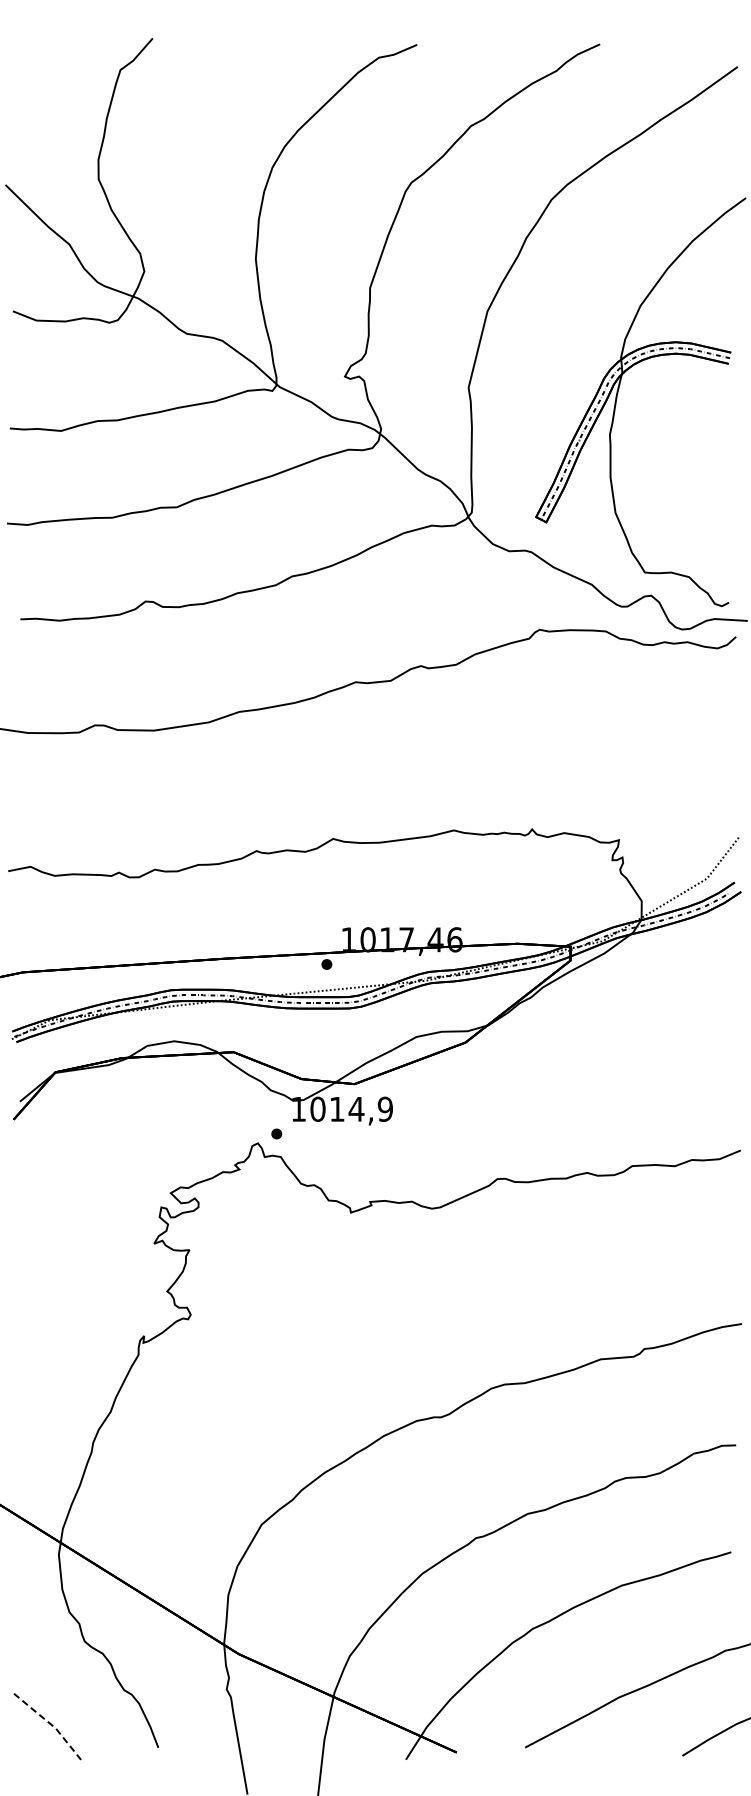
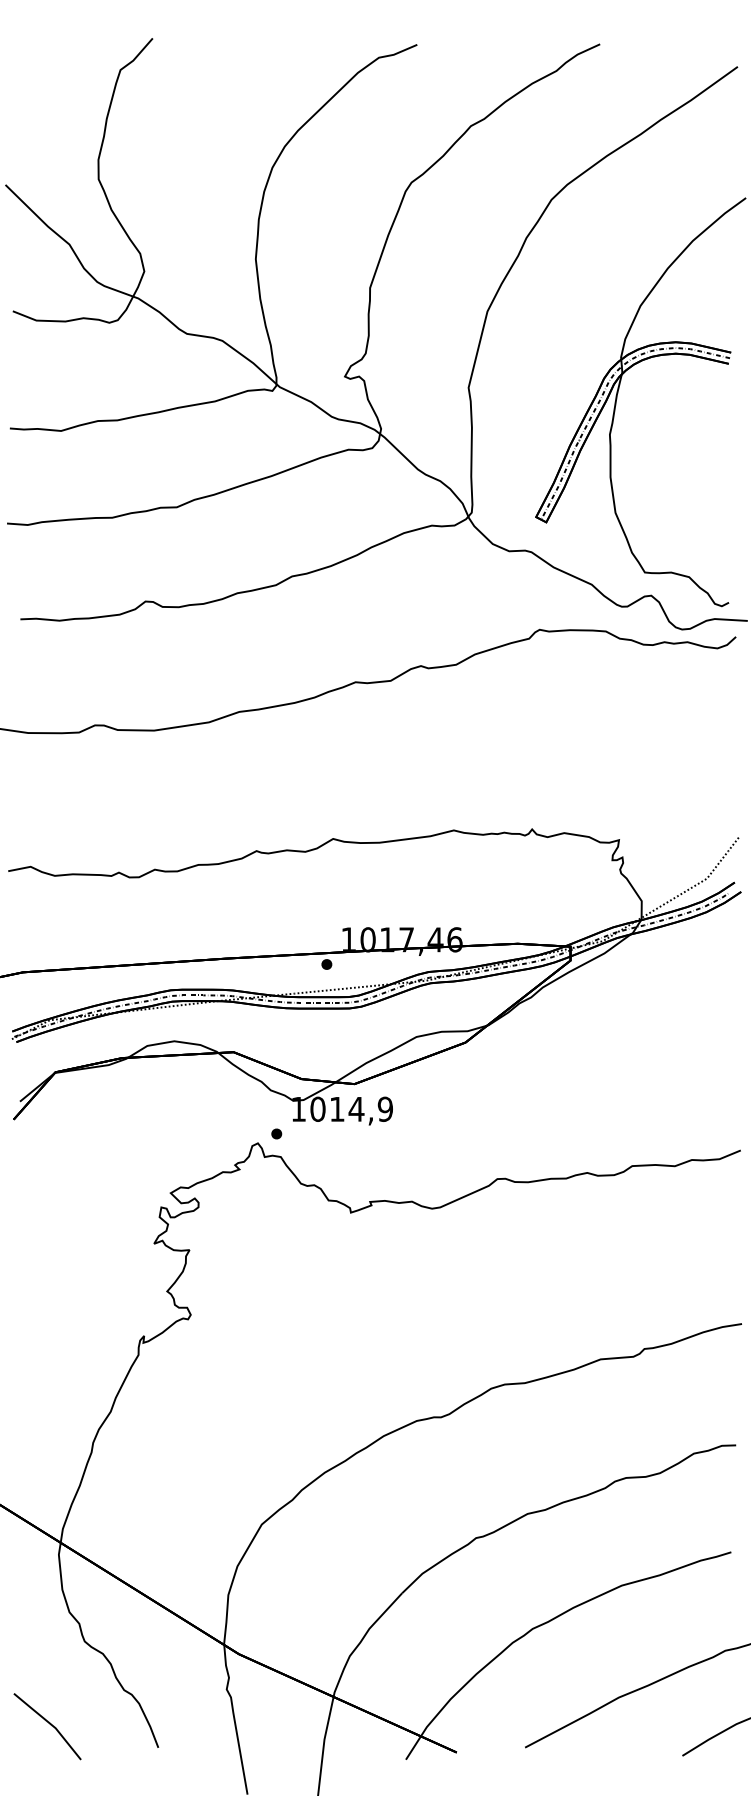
line: dashed -> solid (50, 1723)
